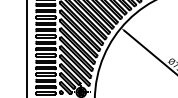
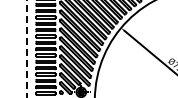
line: solid -> dashed (26, 49)
